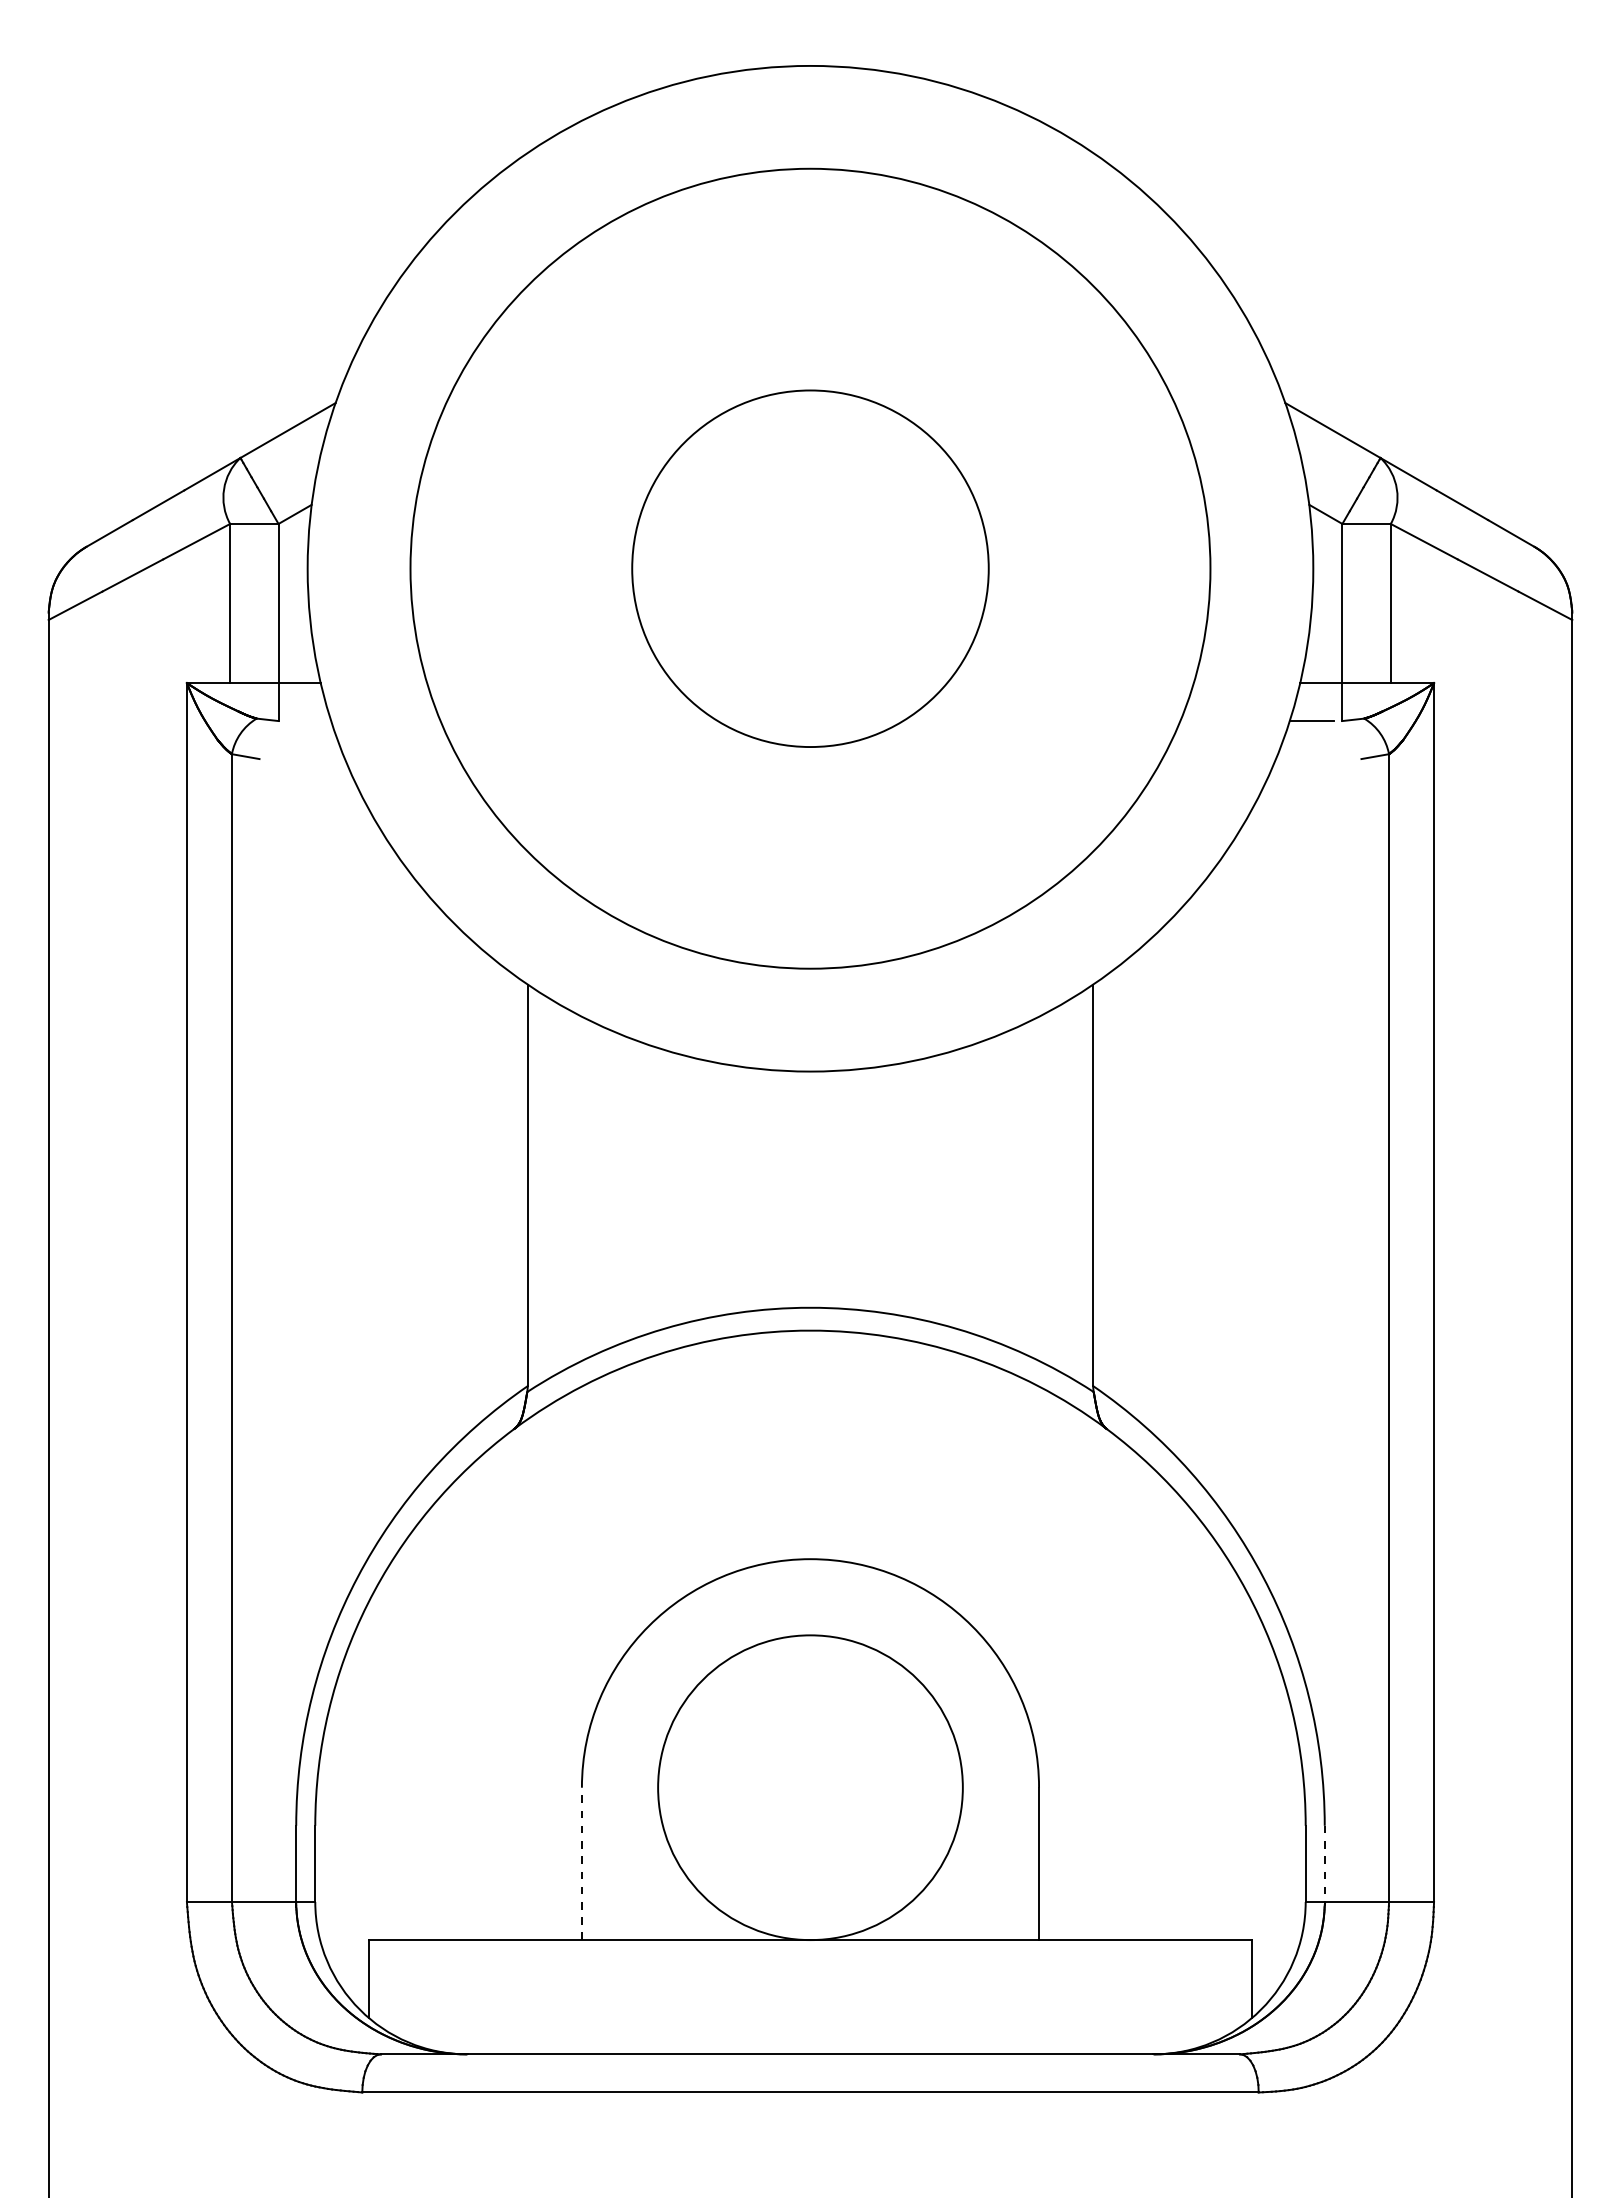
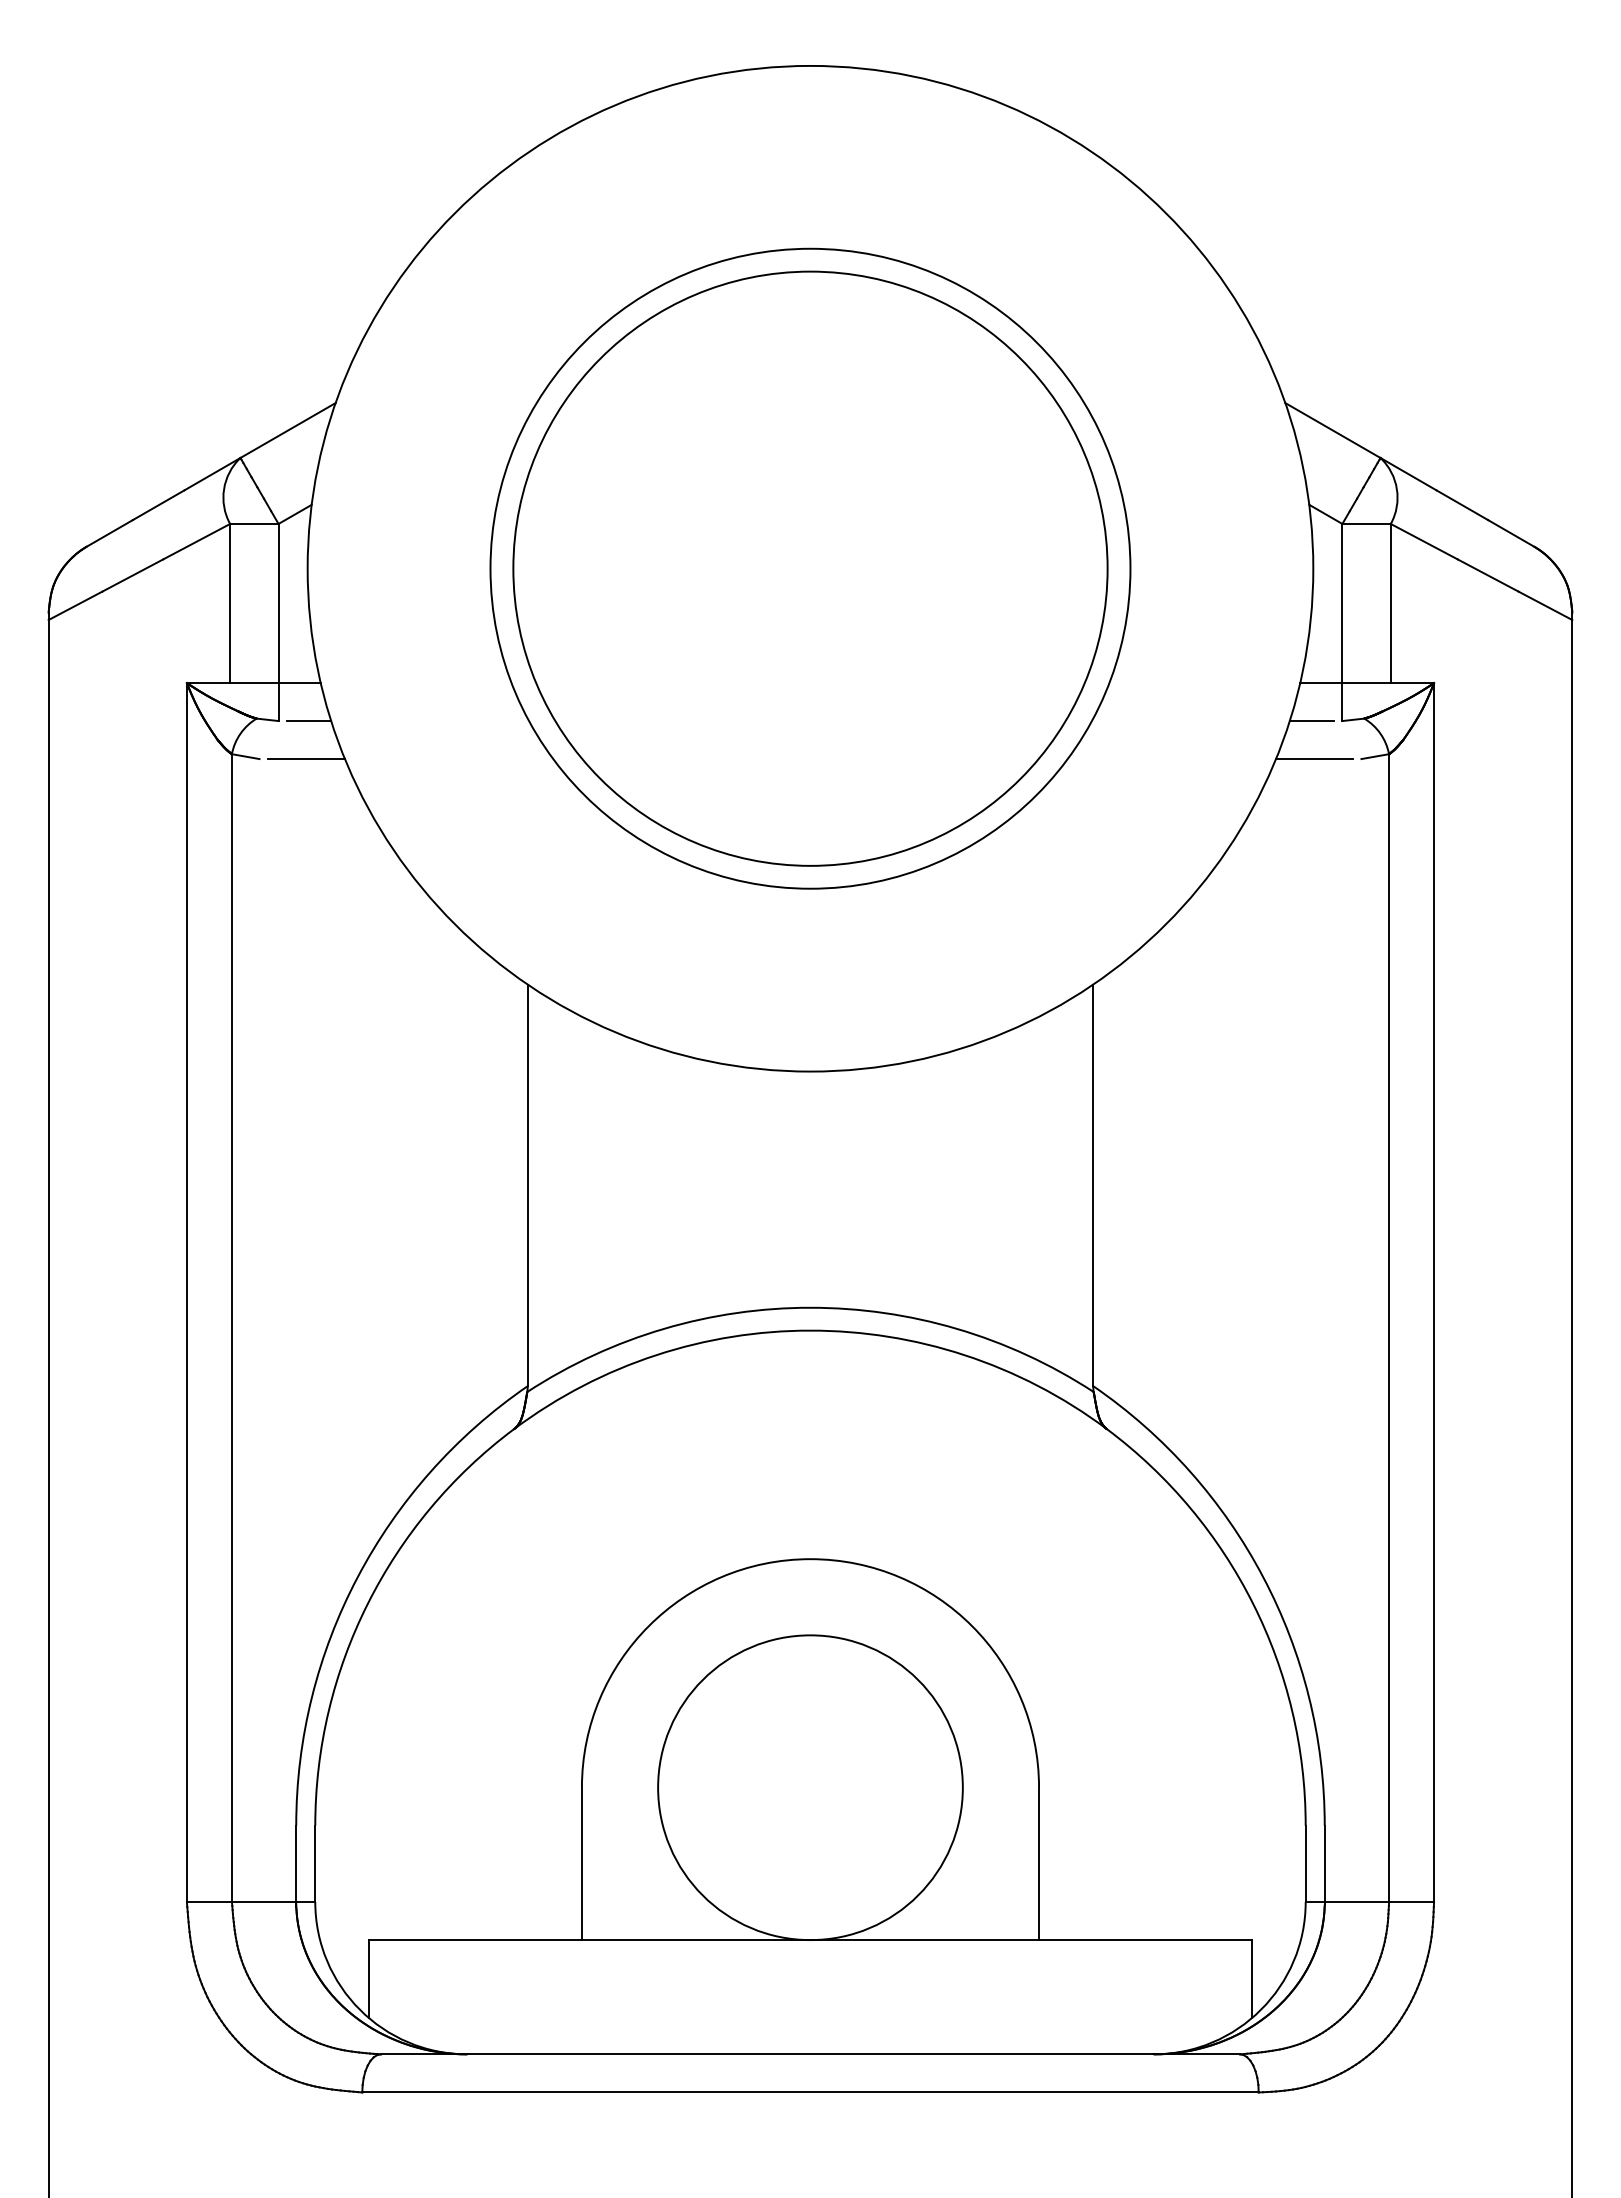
circle diameter: 357 px -> 594 px (810, 568)
circle diameter: 800 px -> 640 px (810, 568)
line: none -> present (309, 721)
line: none -> present (306, 759)
line: none -> present (1313, 759)
line: dashed -> solid (581, 1863)
line: dashed -> solid (1324, 1864)
